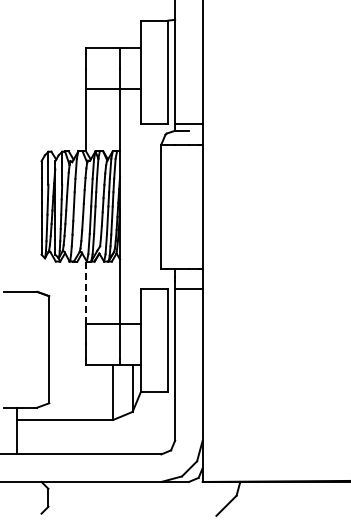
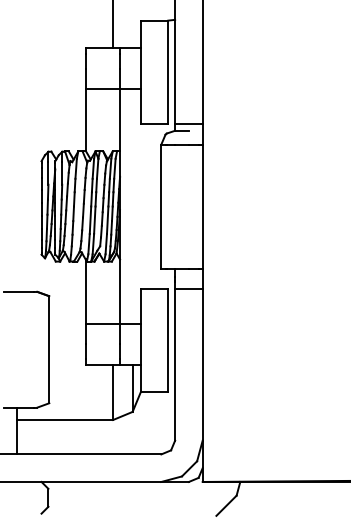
line: none -> present (113, 25)
line: dashed -> solid (85, 290)
